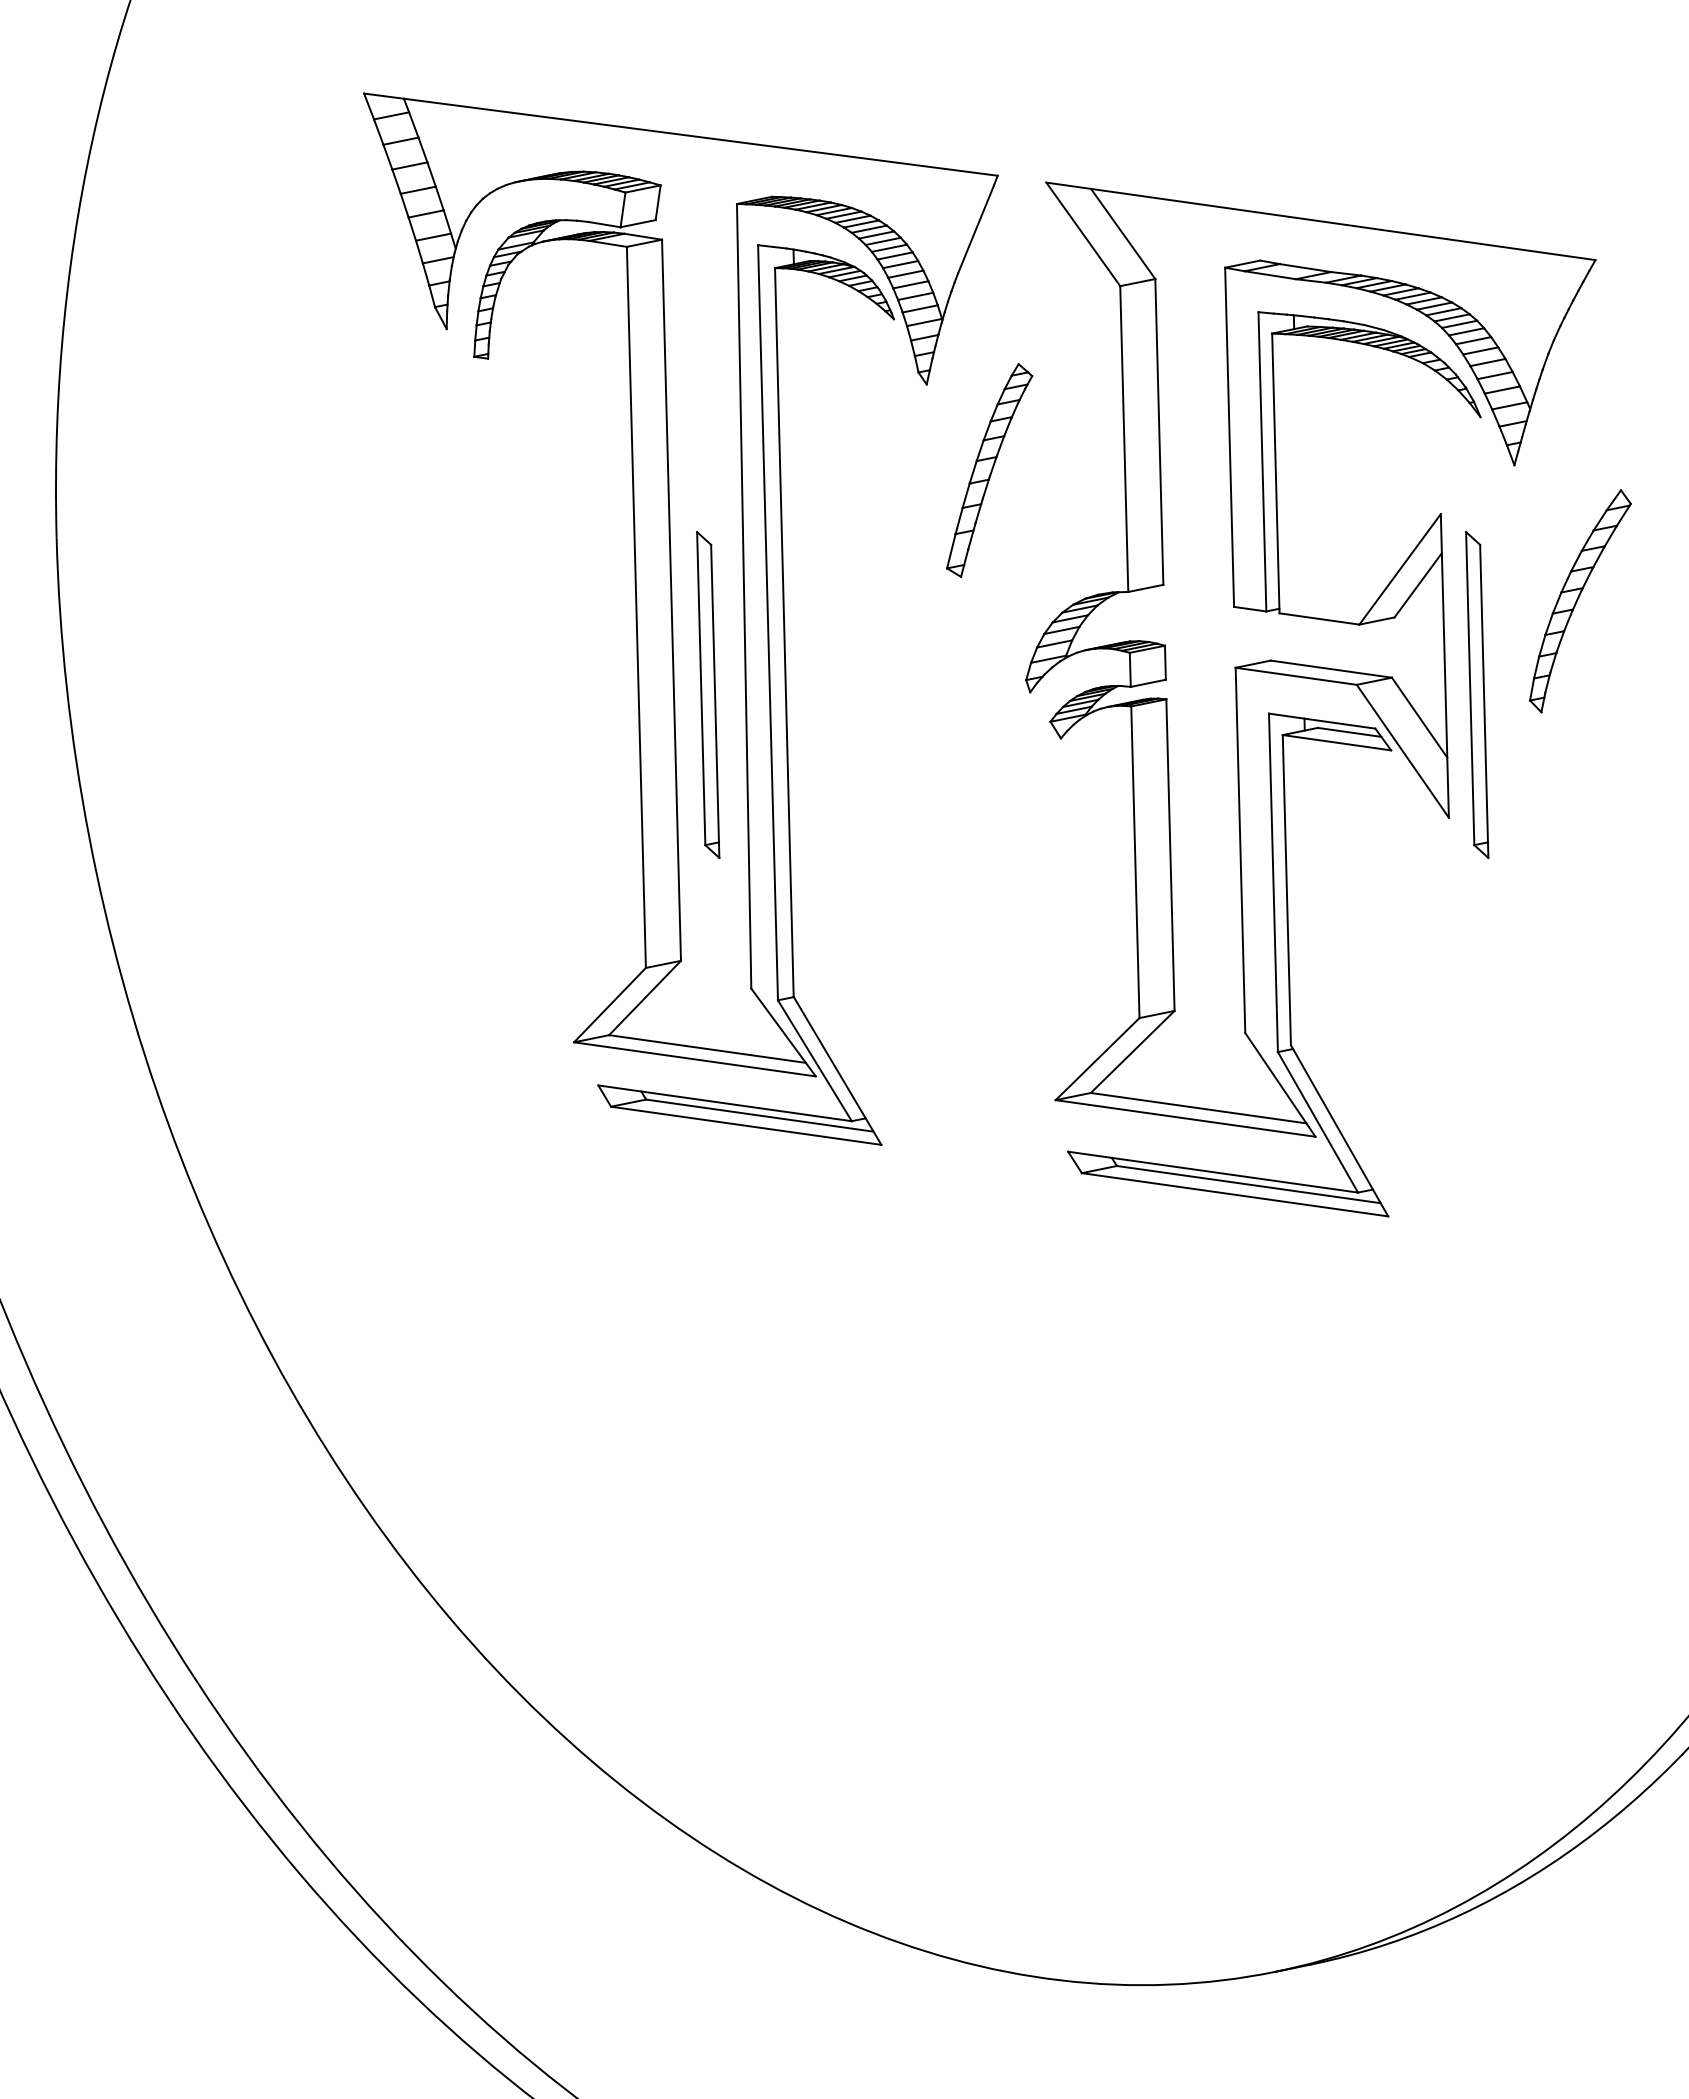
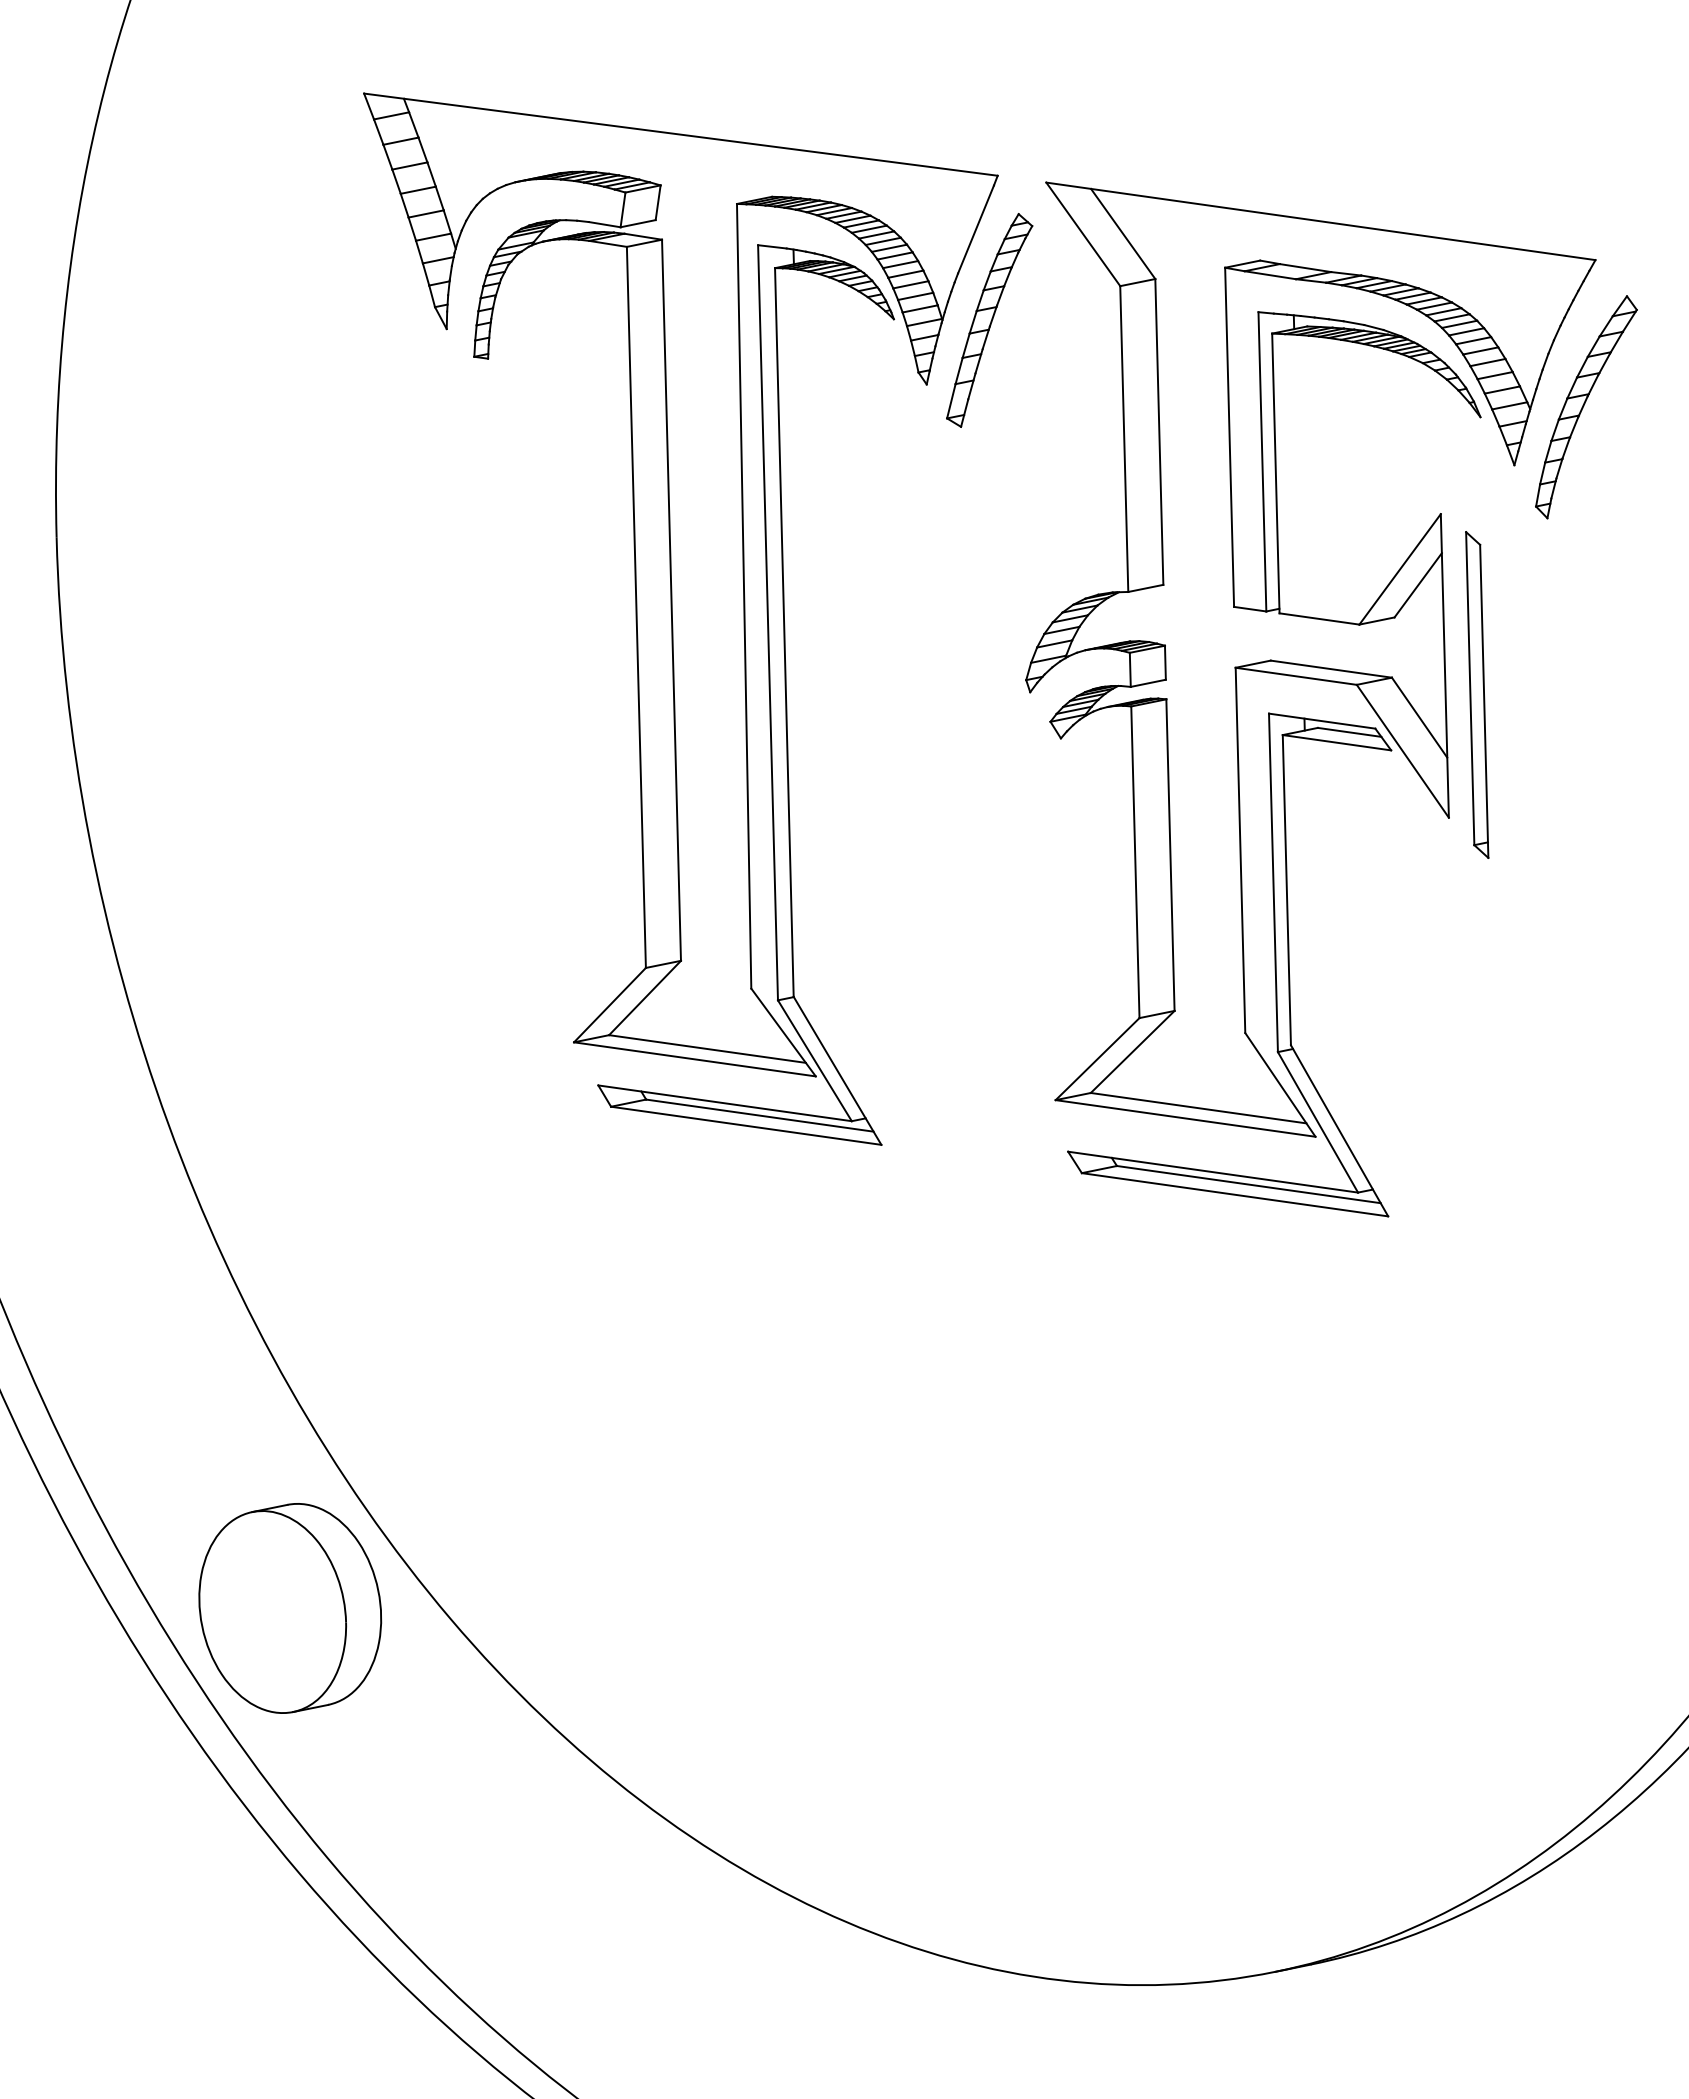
part position: (989, 470) -> (989, 320) (989, 320)
part position: (1580, 601) -> (1586, 407) (1586, 407)
part: present -> none (708, 694)
part: none -> present (290, 1608)
